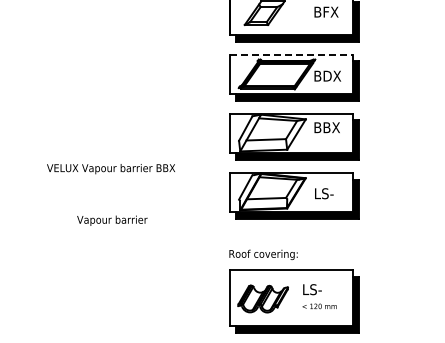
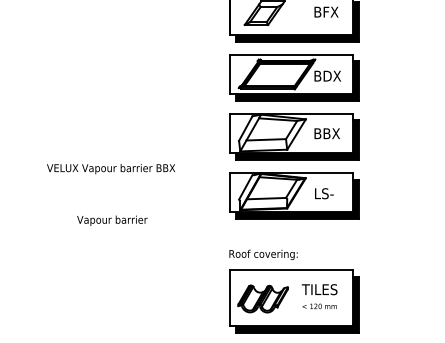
line: dashed -> solid (291, 54)
text position: (326, 127) -> (326, 133) (326, 133)
text: LS- -> TILES (319, 289)
